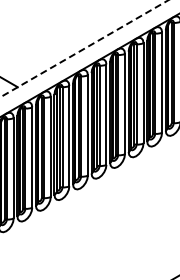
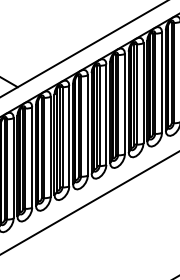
line: dashed -> solid (84, 49)
line: none -> present (89, 202)
